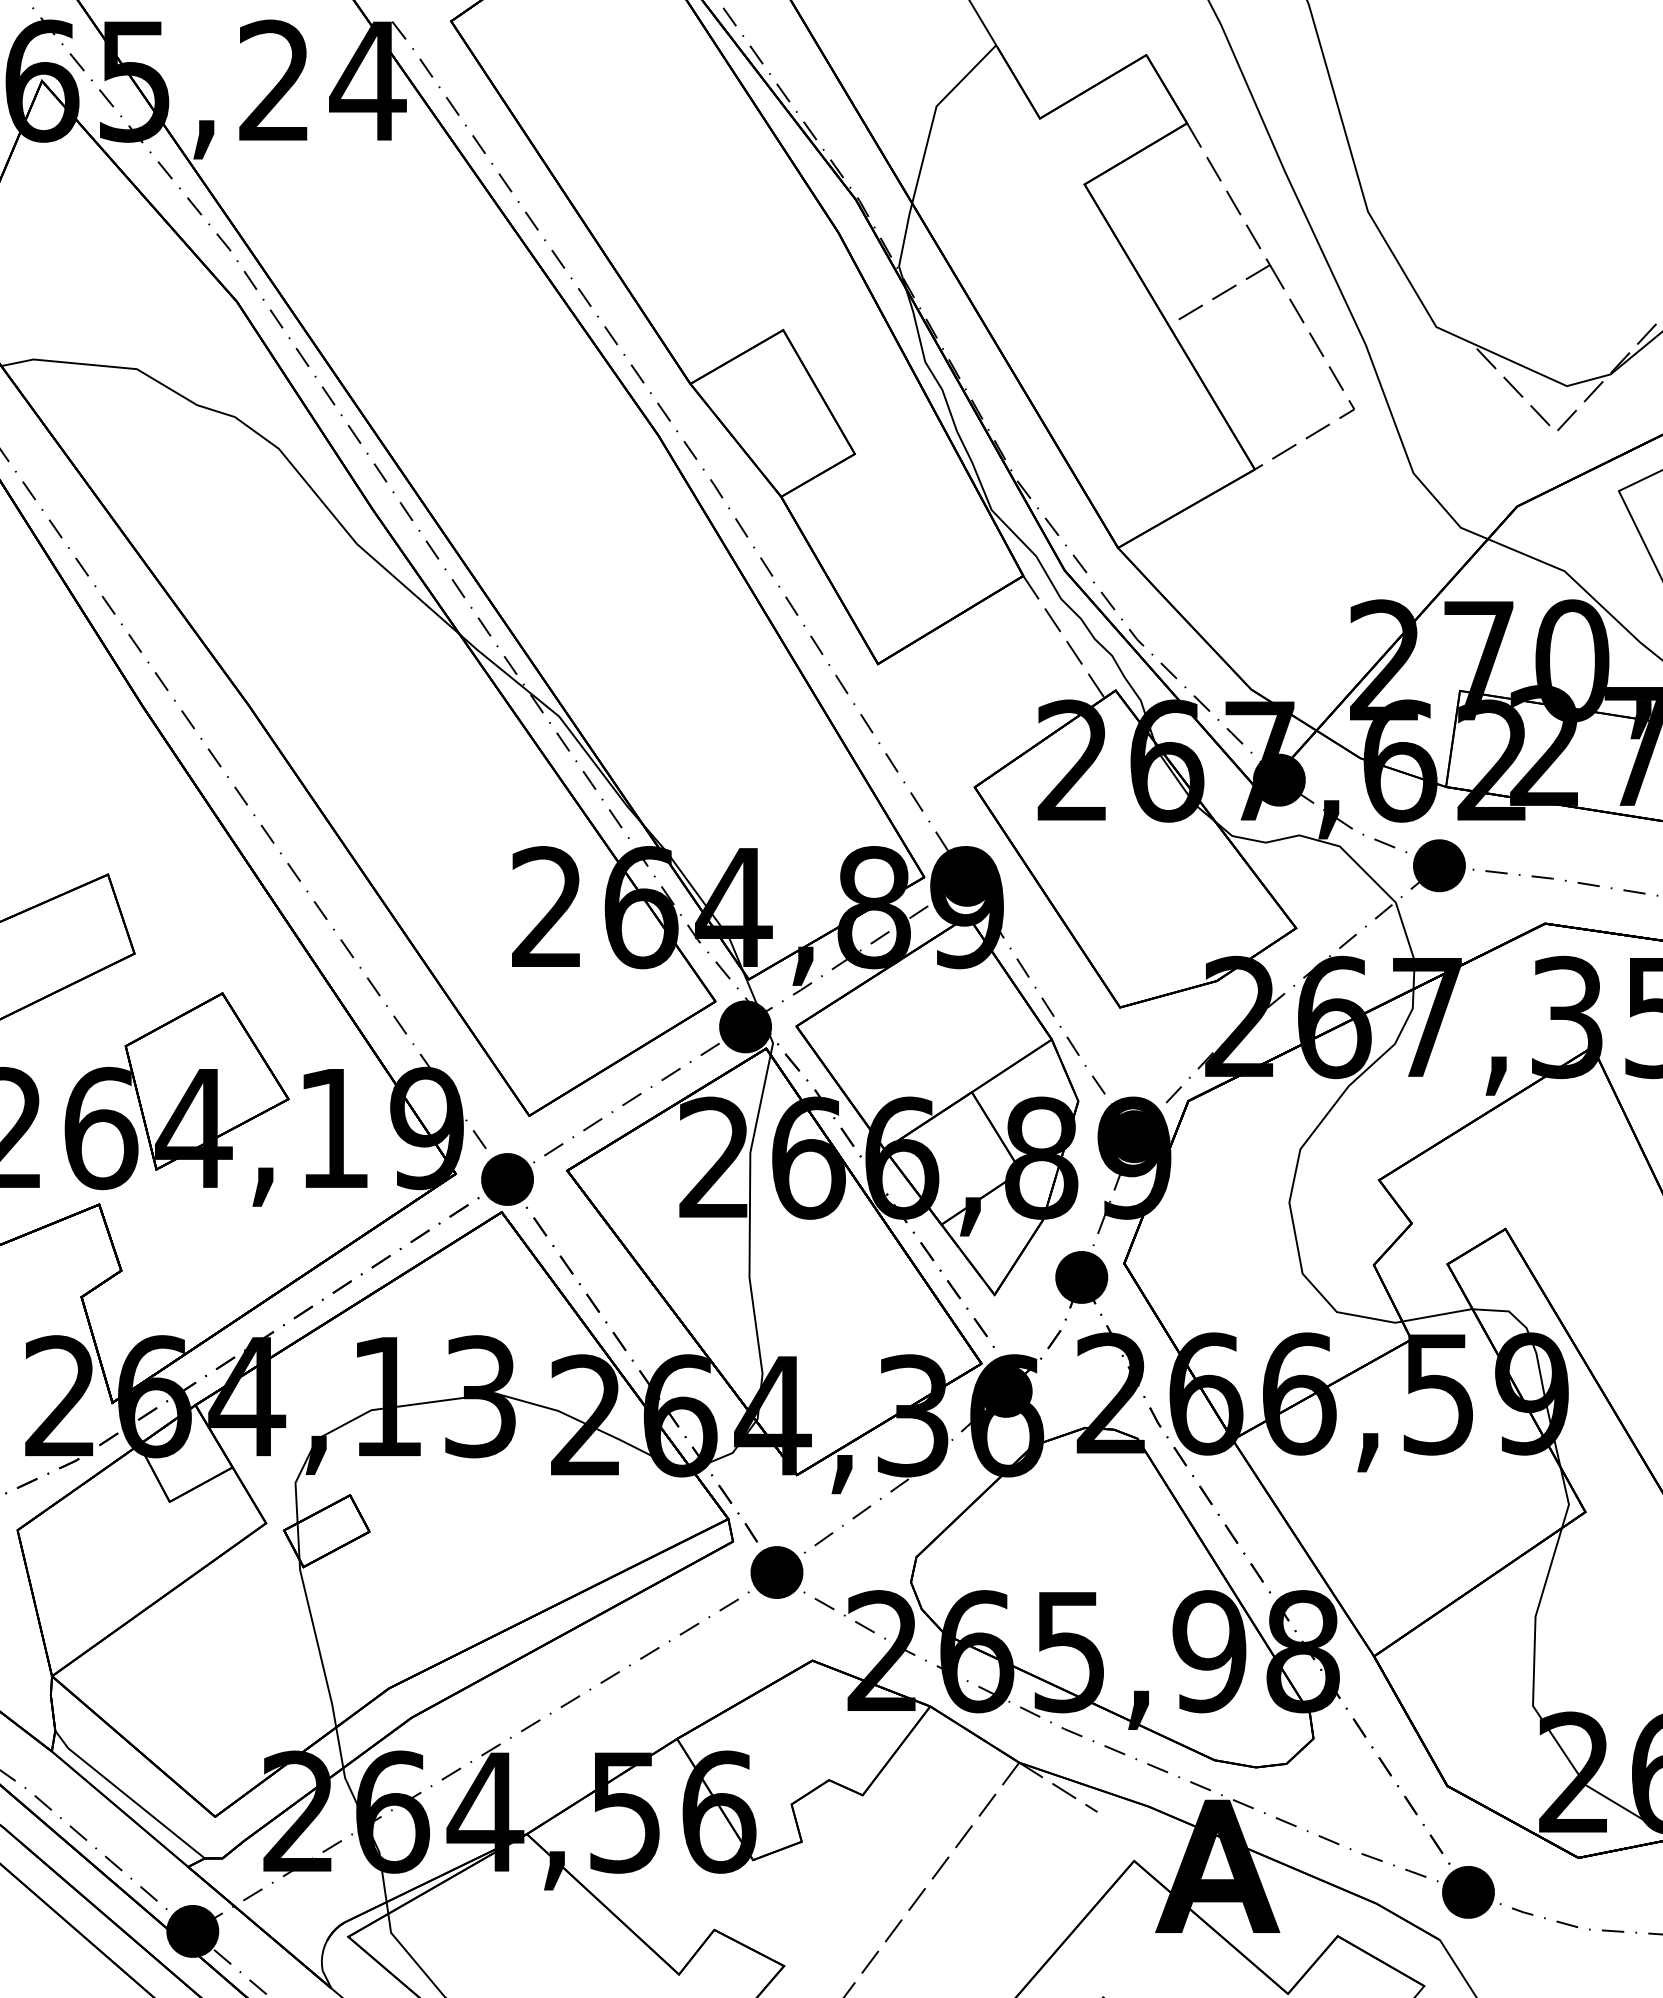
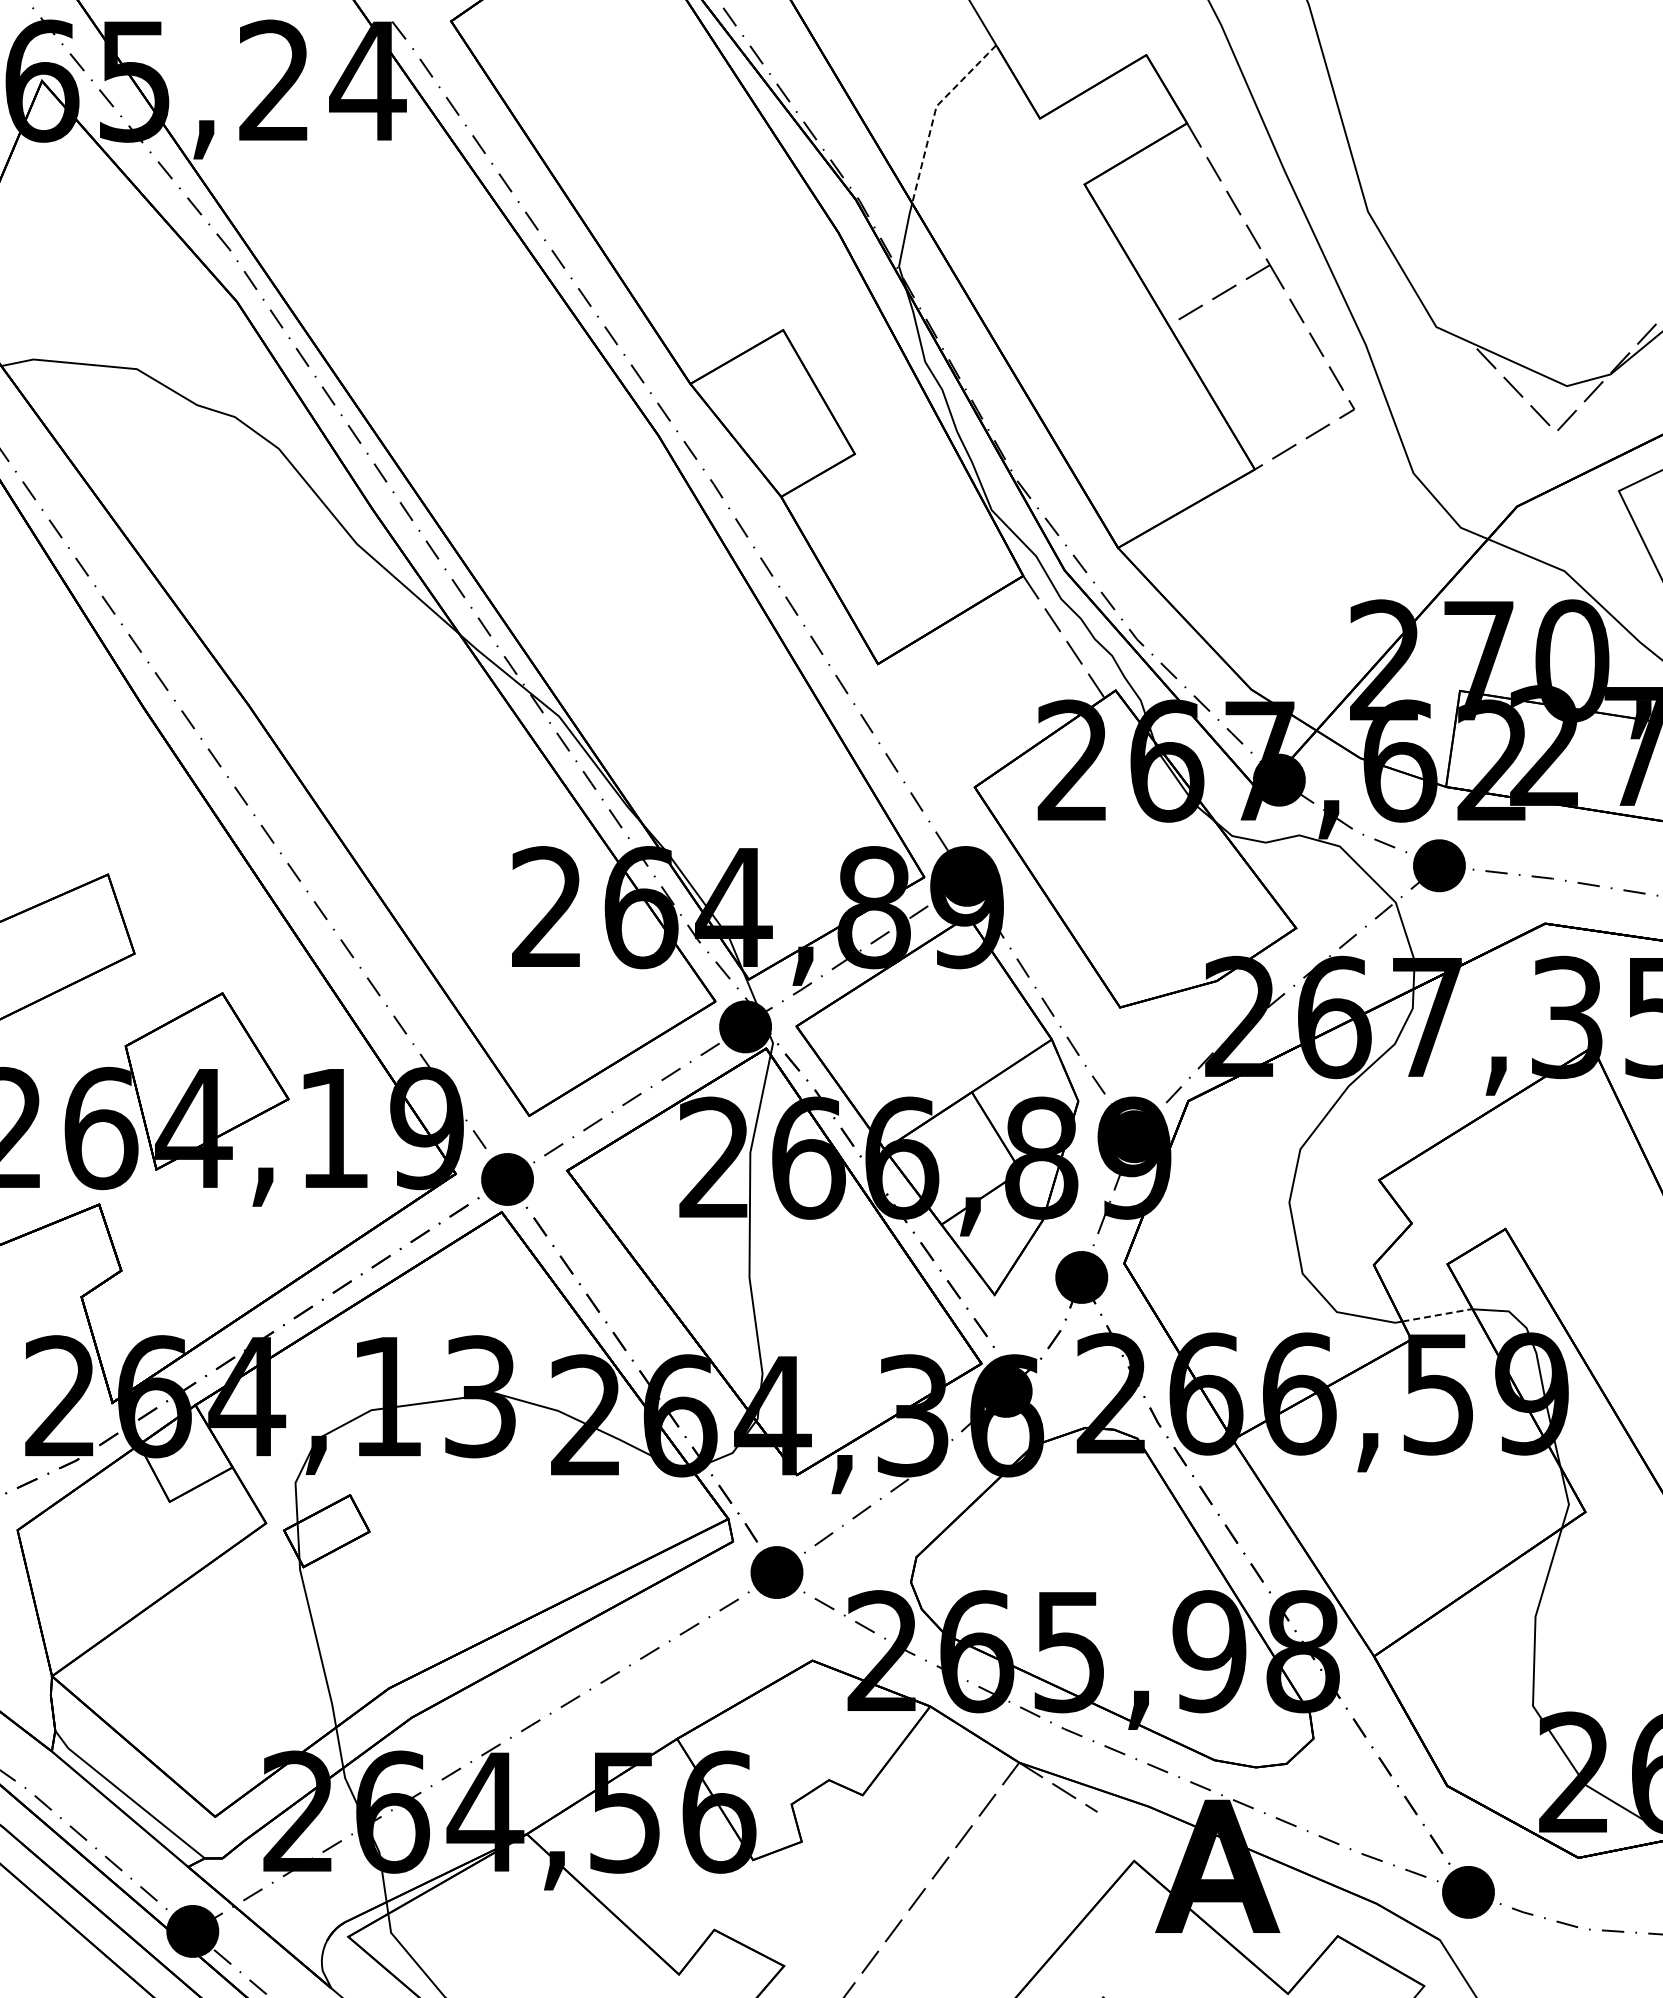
line: solid -> dashed (934, 113)
line: solid -> dashed (1438, 1315)
